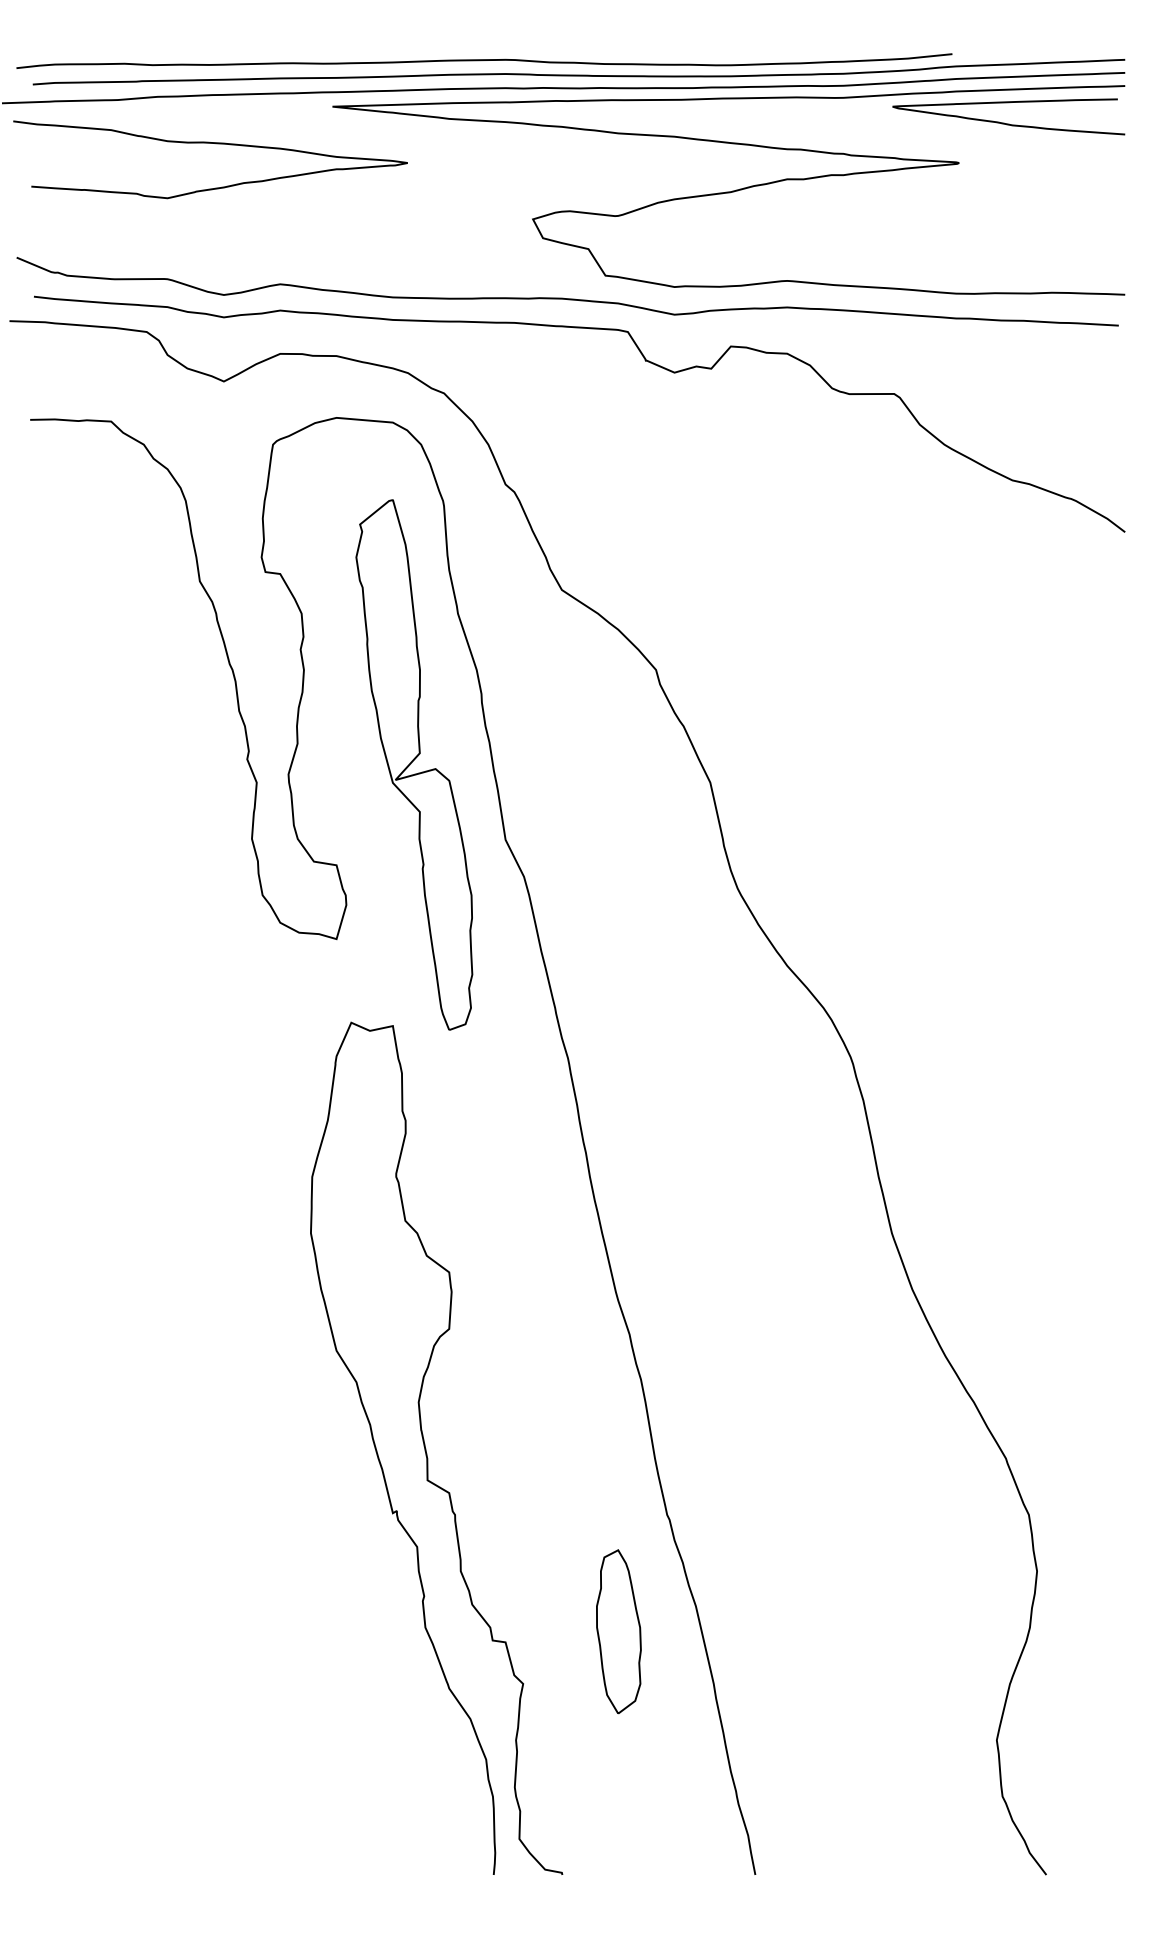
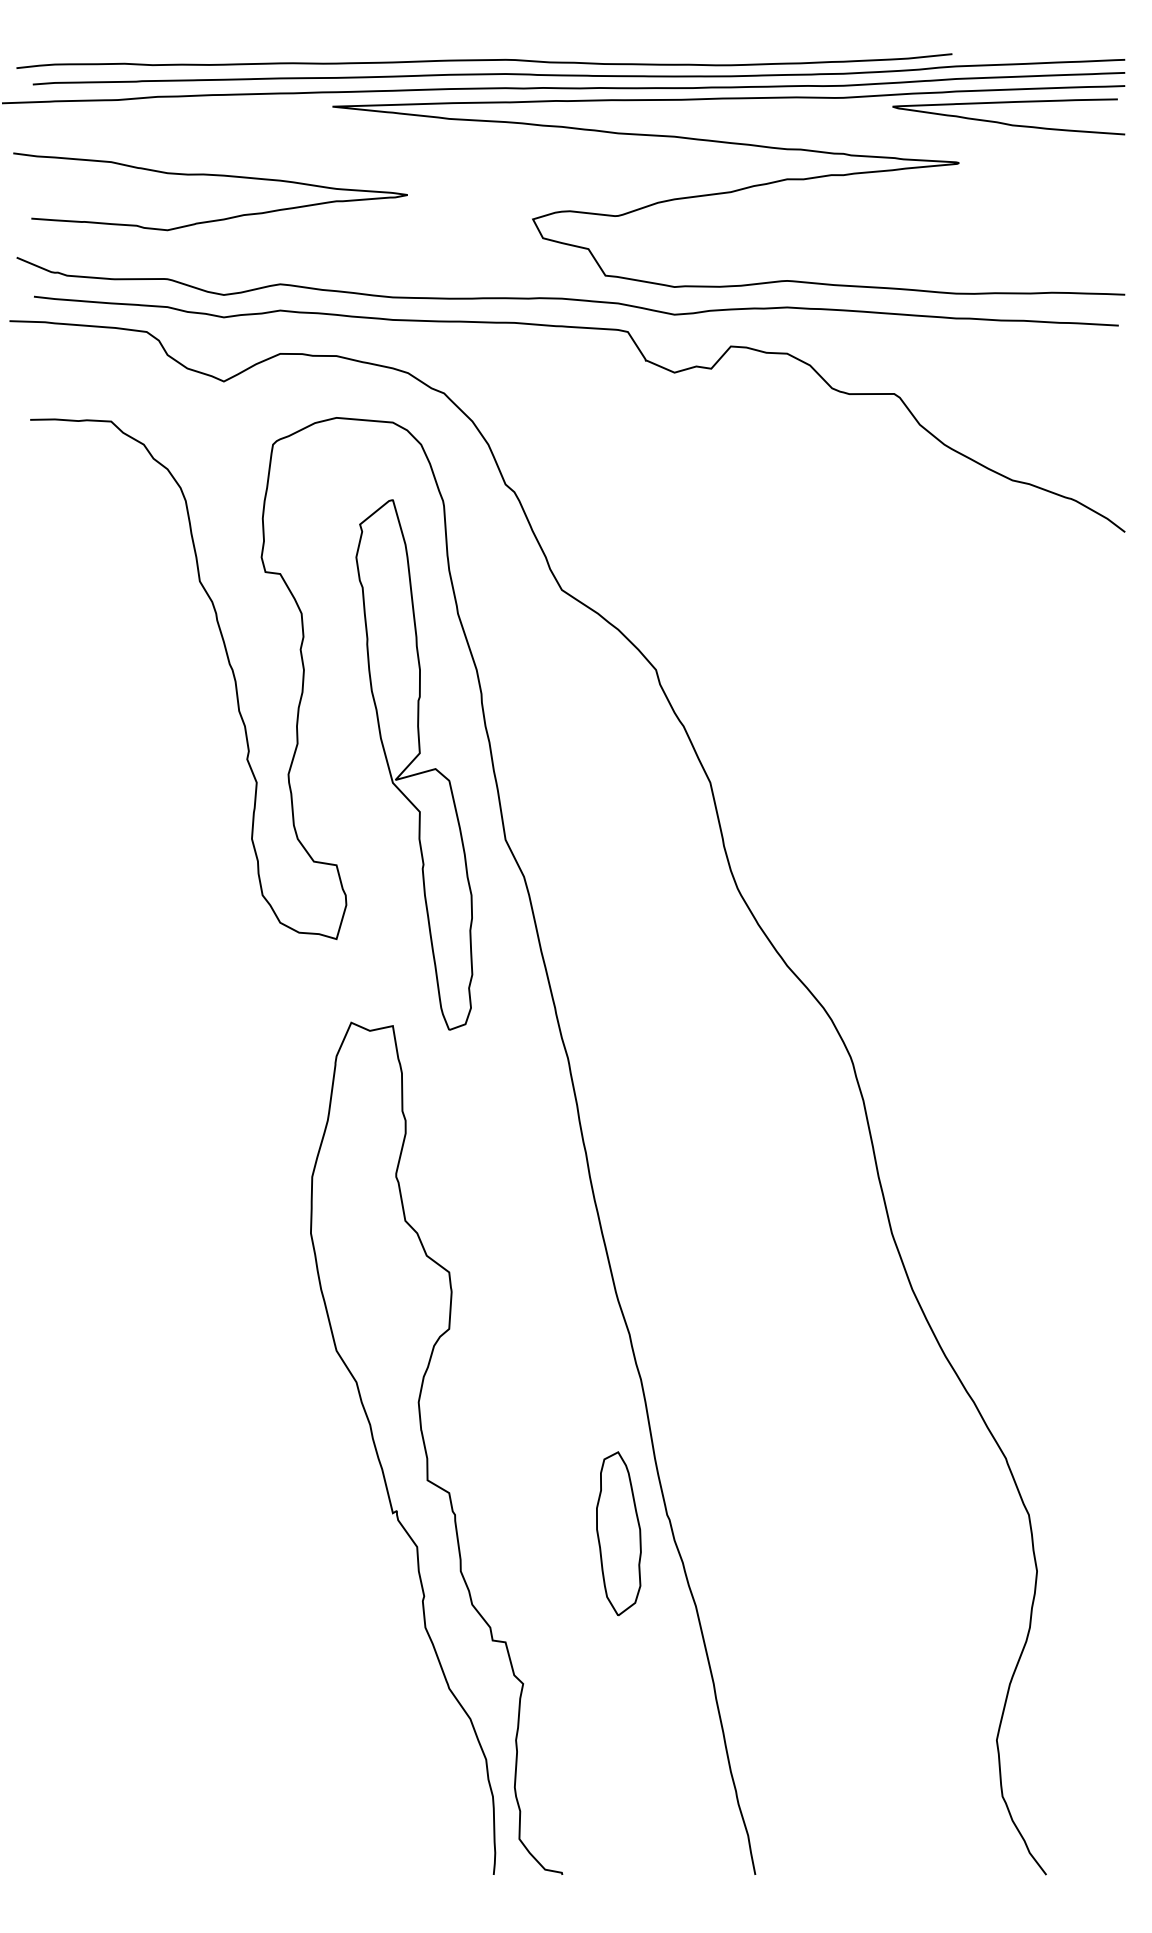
curve position: (215, 144) -> (215, 176) (215, 176)
part position: (618, 1631) -> (618, 1533) (618, 1533)
